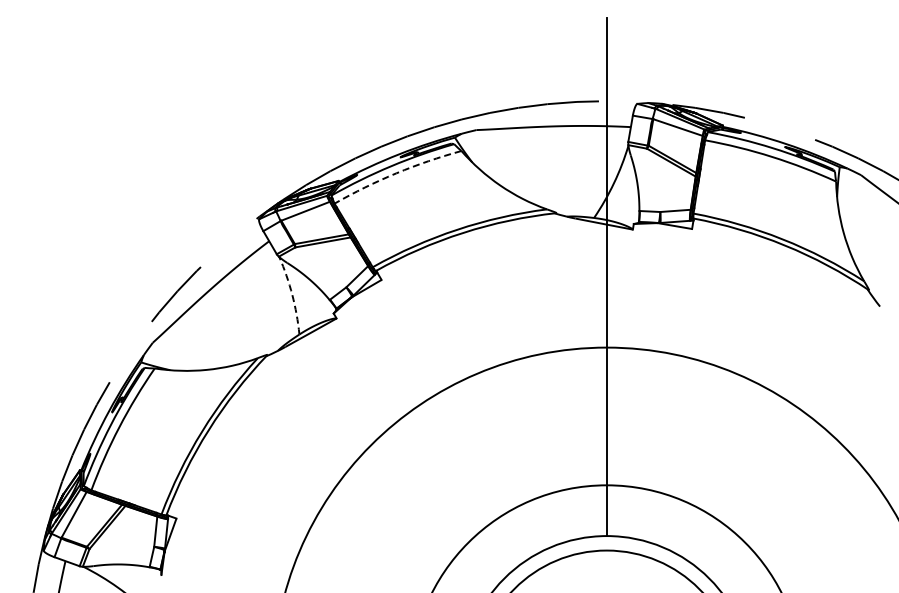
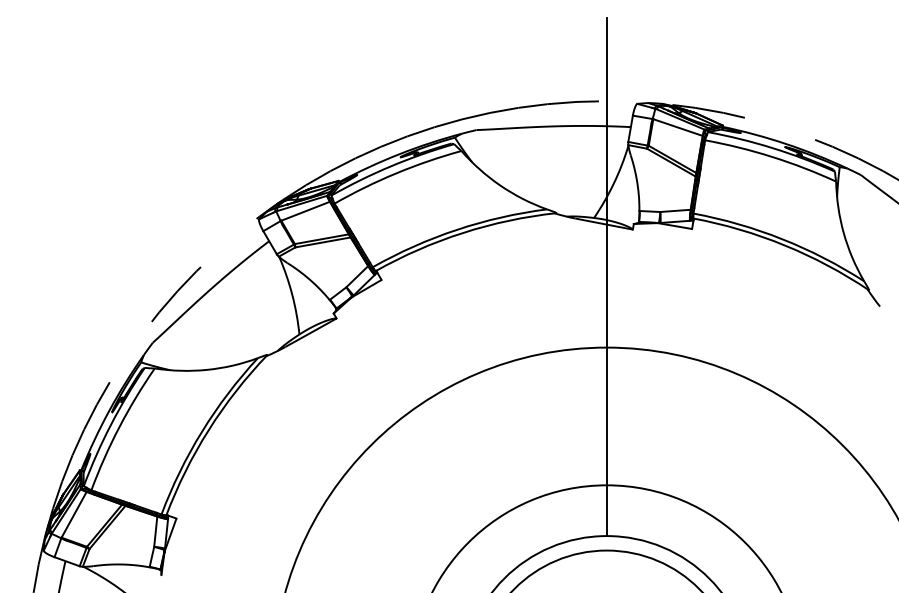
arc: dashed -> solid (396, 173)
arc: dashed -> solid (292, 295)
